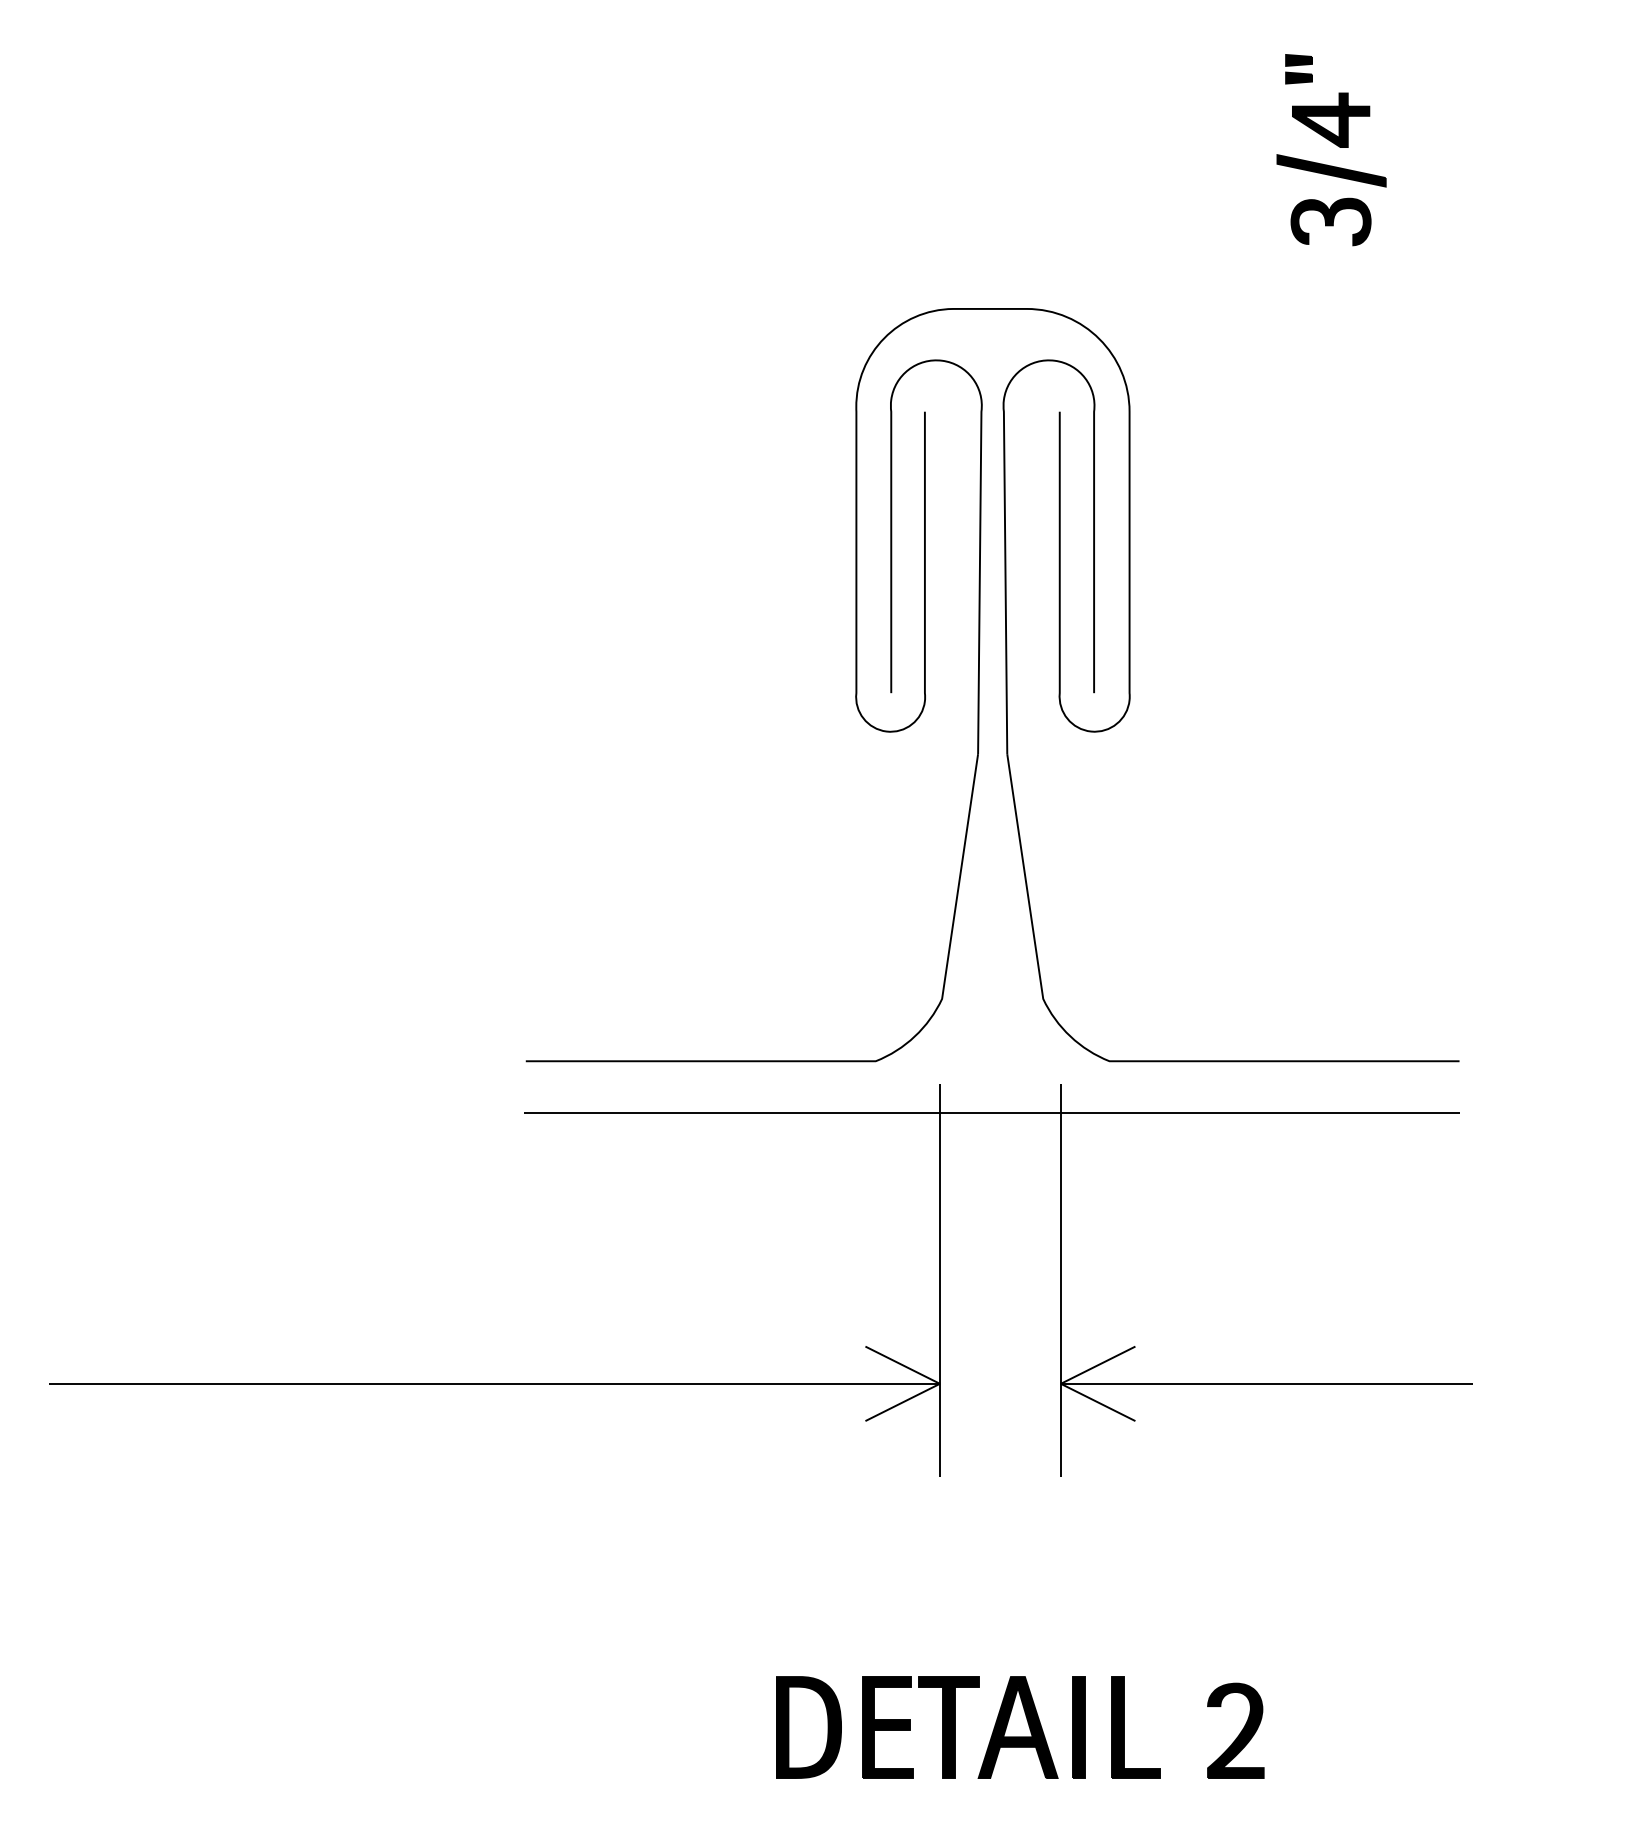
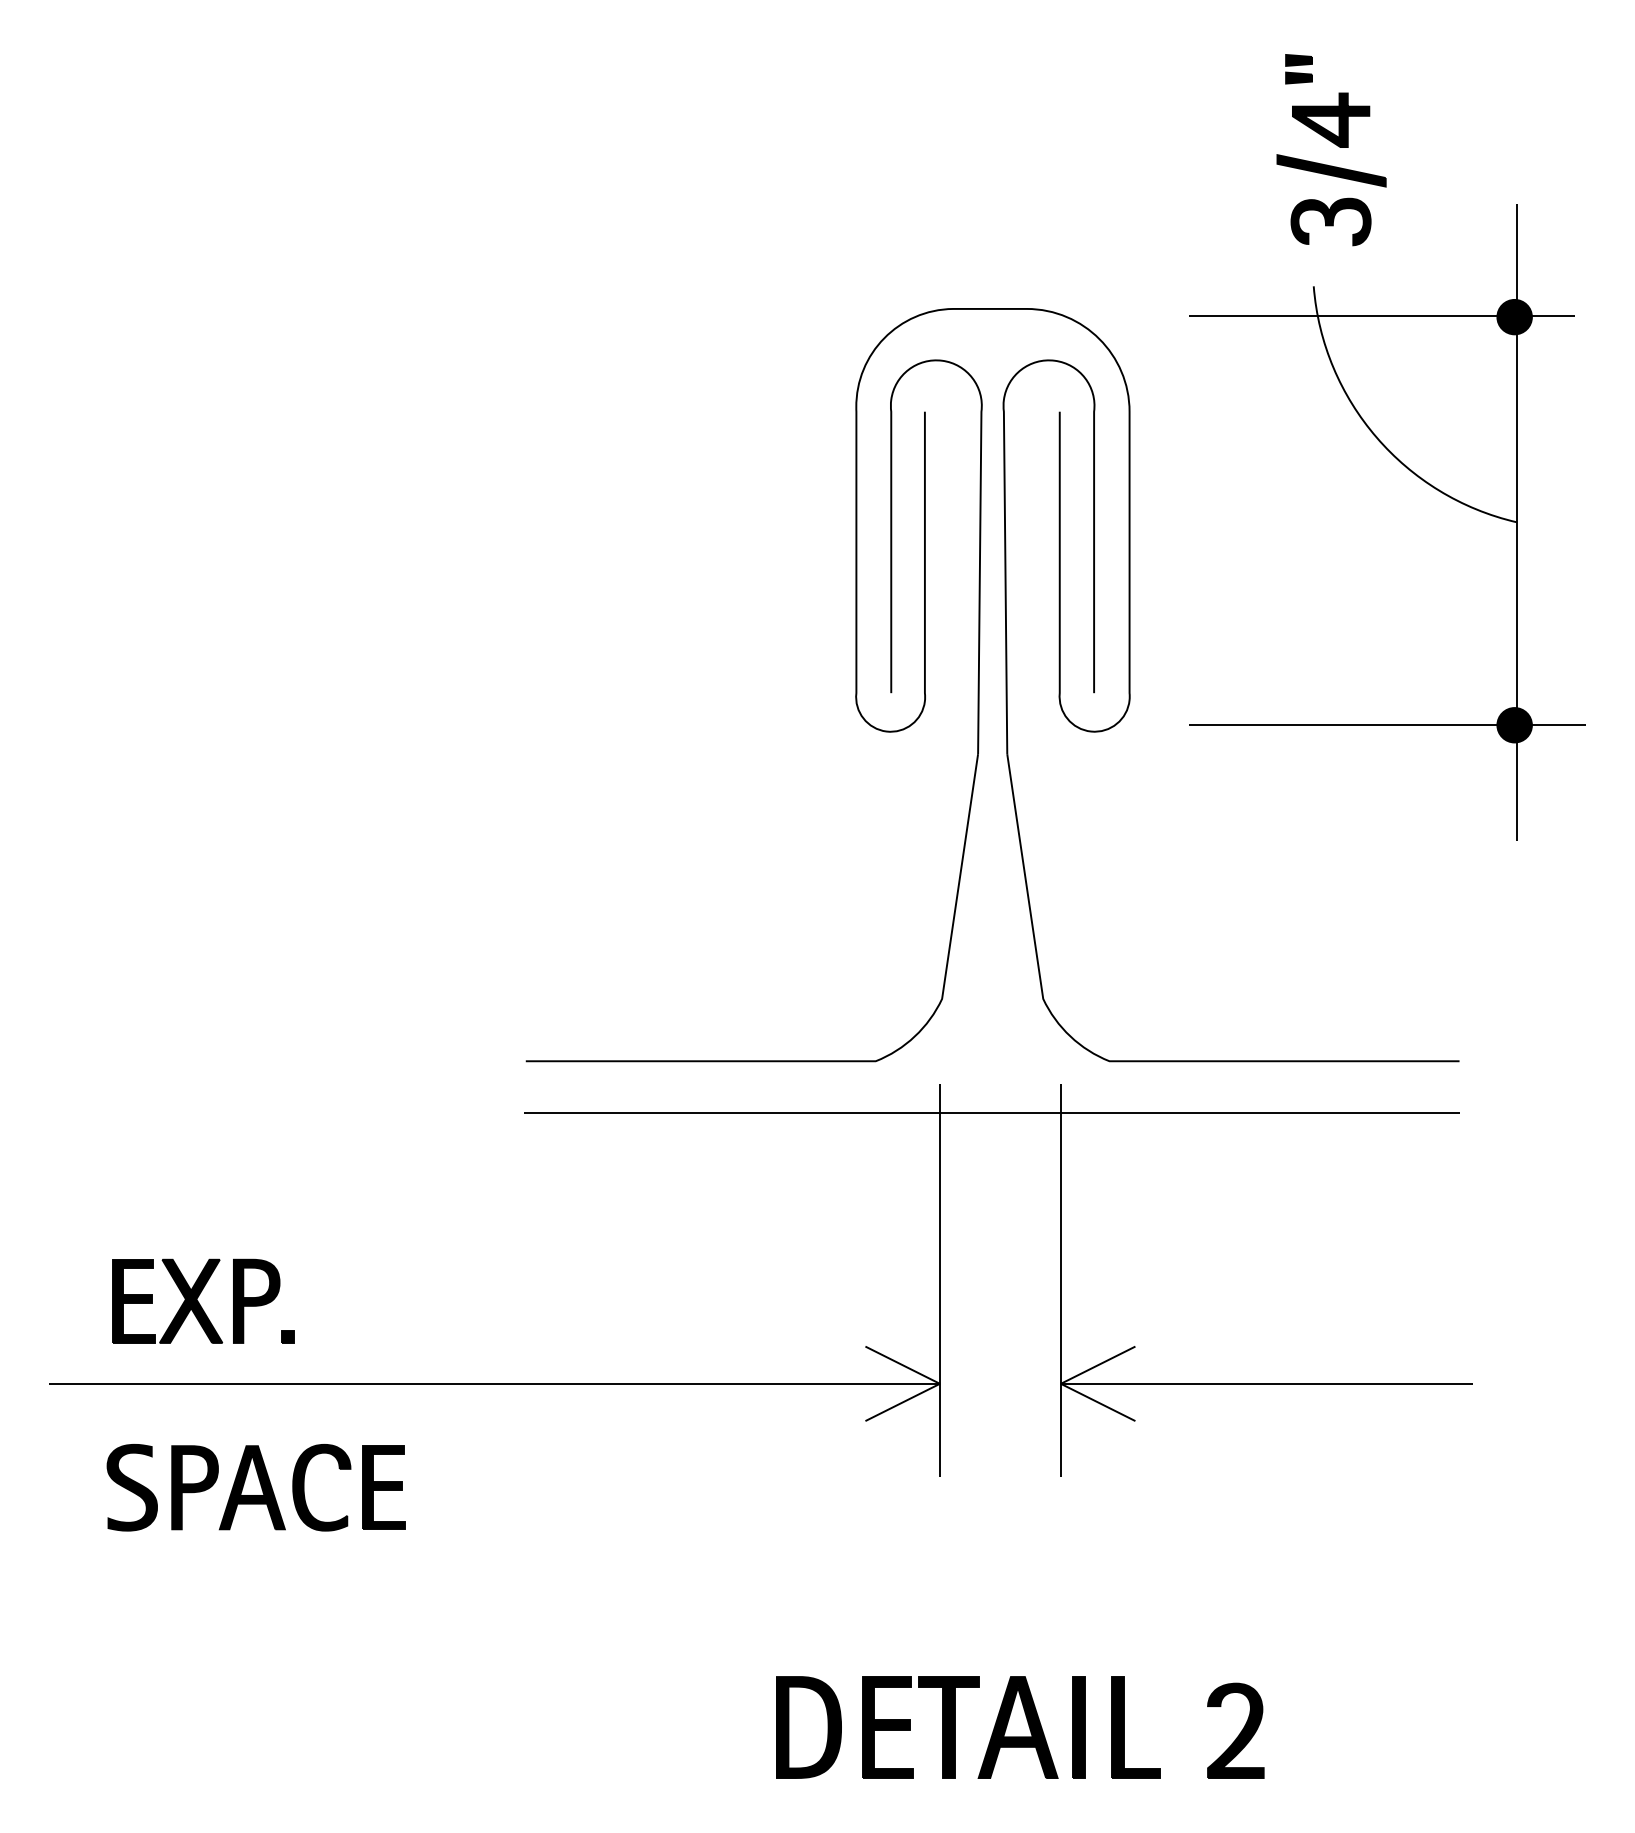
part: none -> present (1420, 479)
part: none -> present (203, 1300)
part: none -> present (255, 1487)
